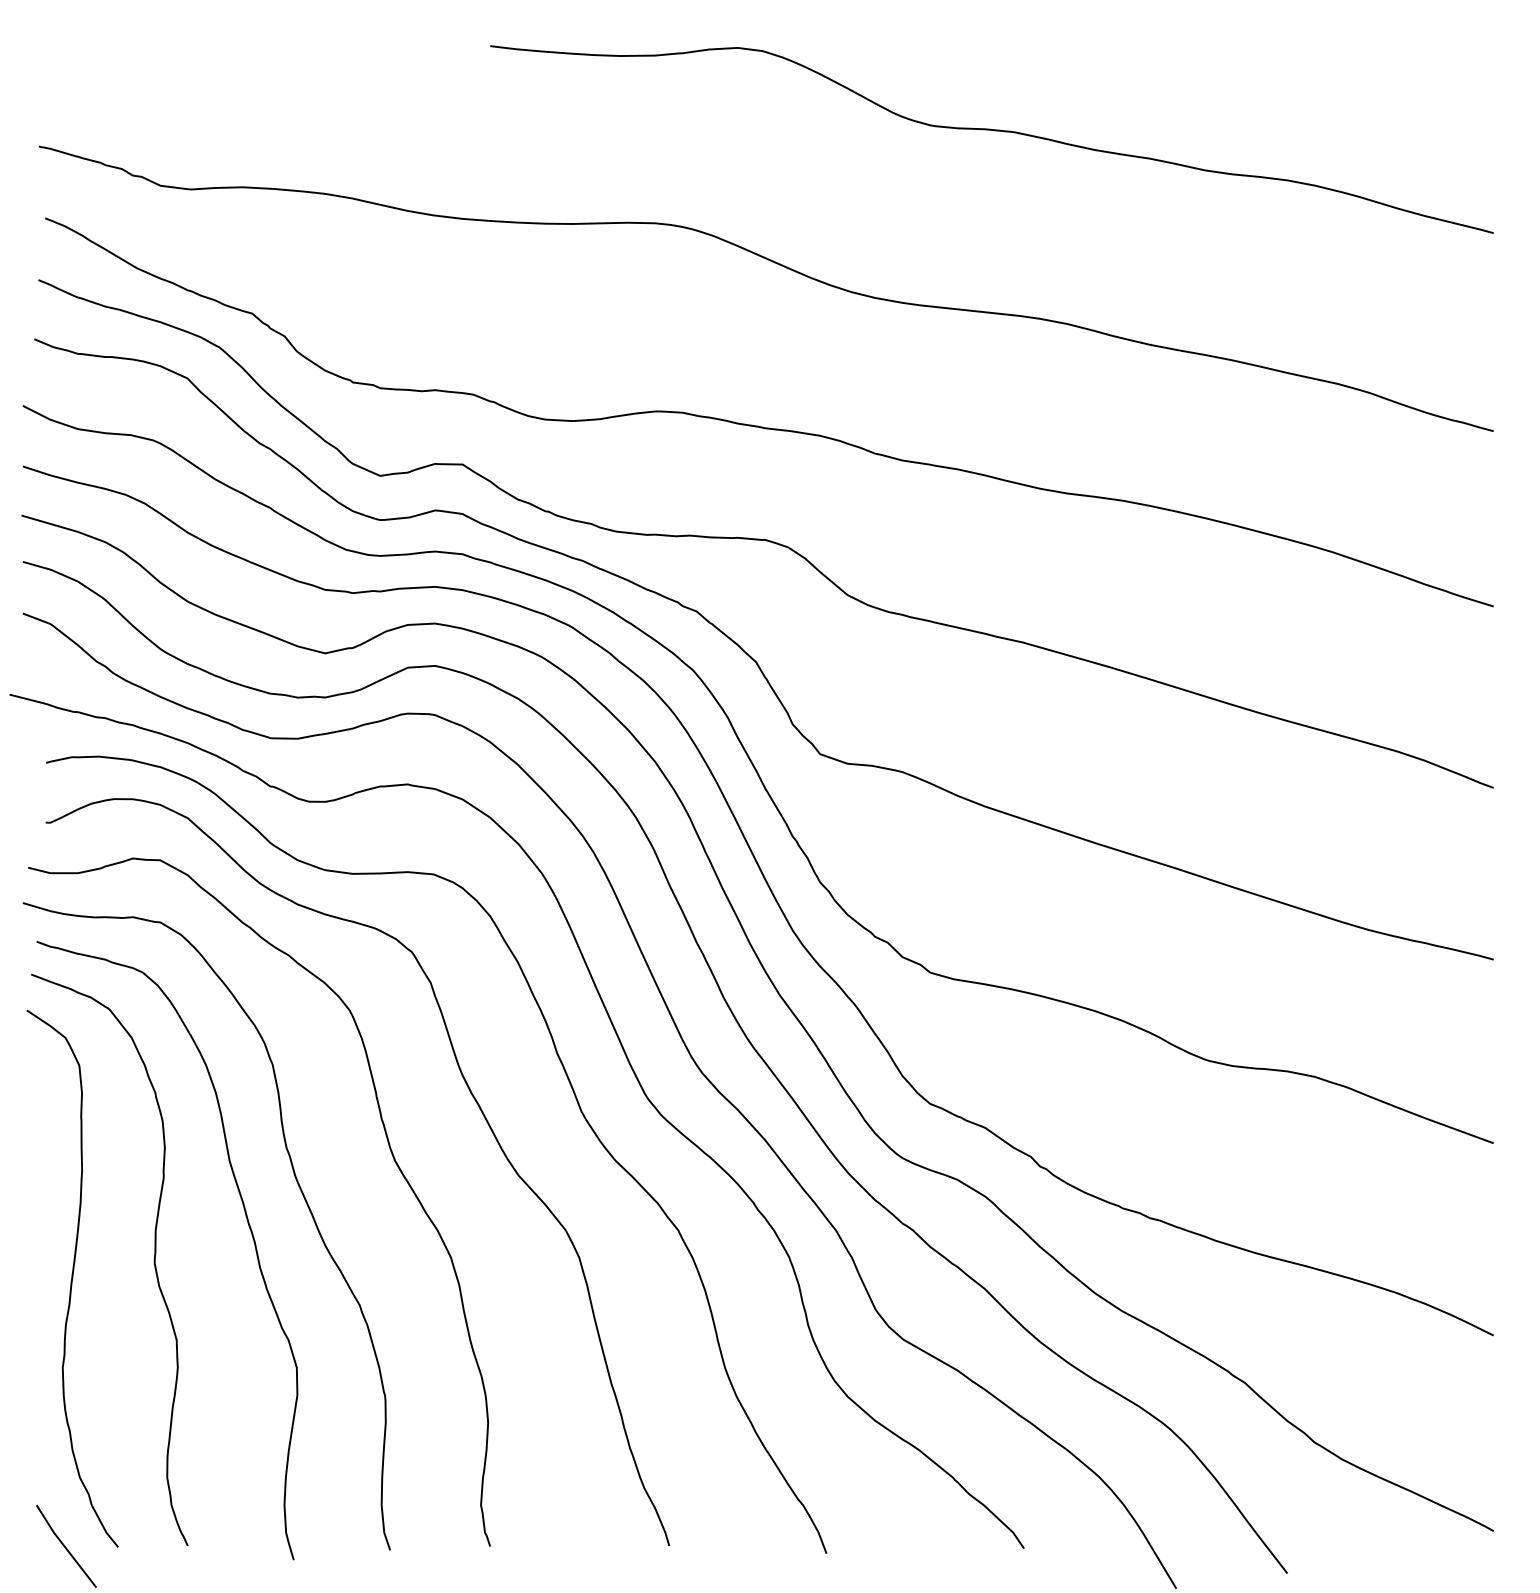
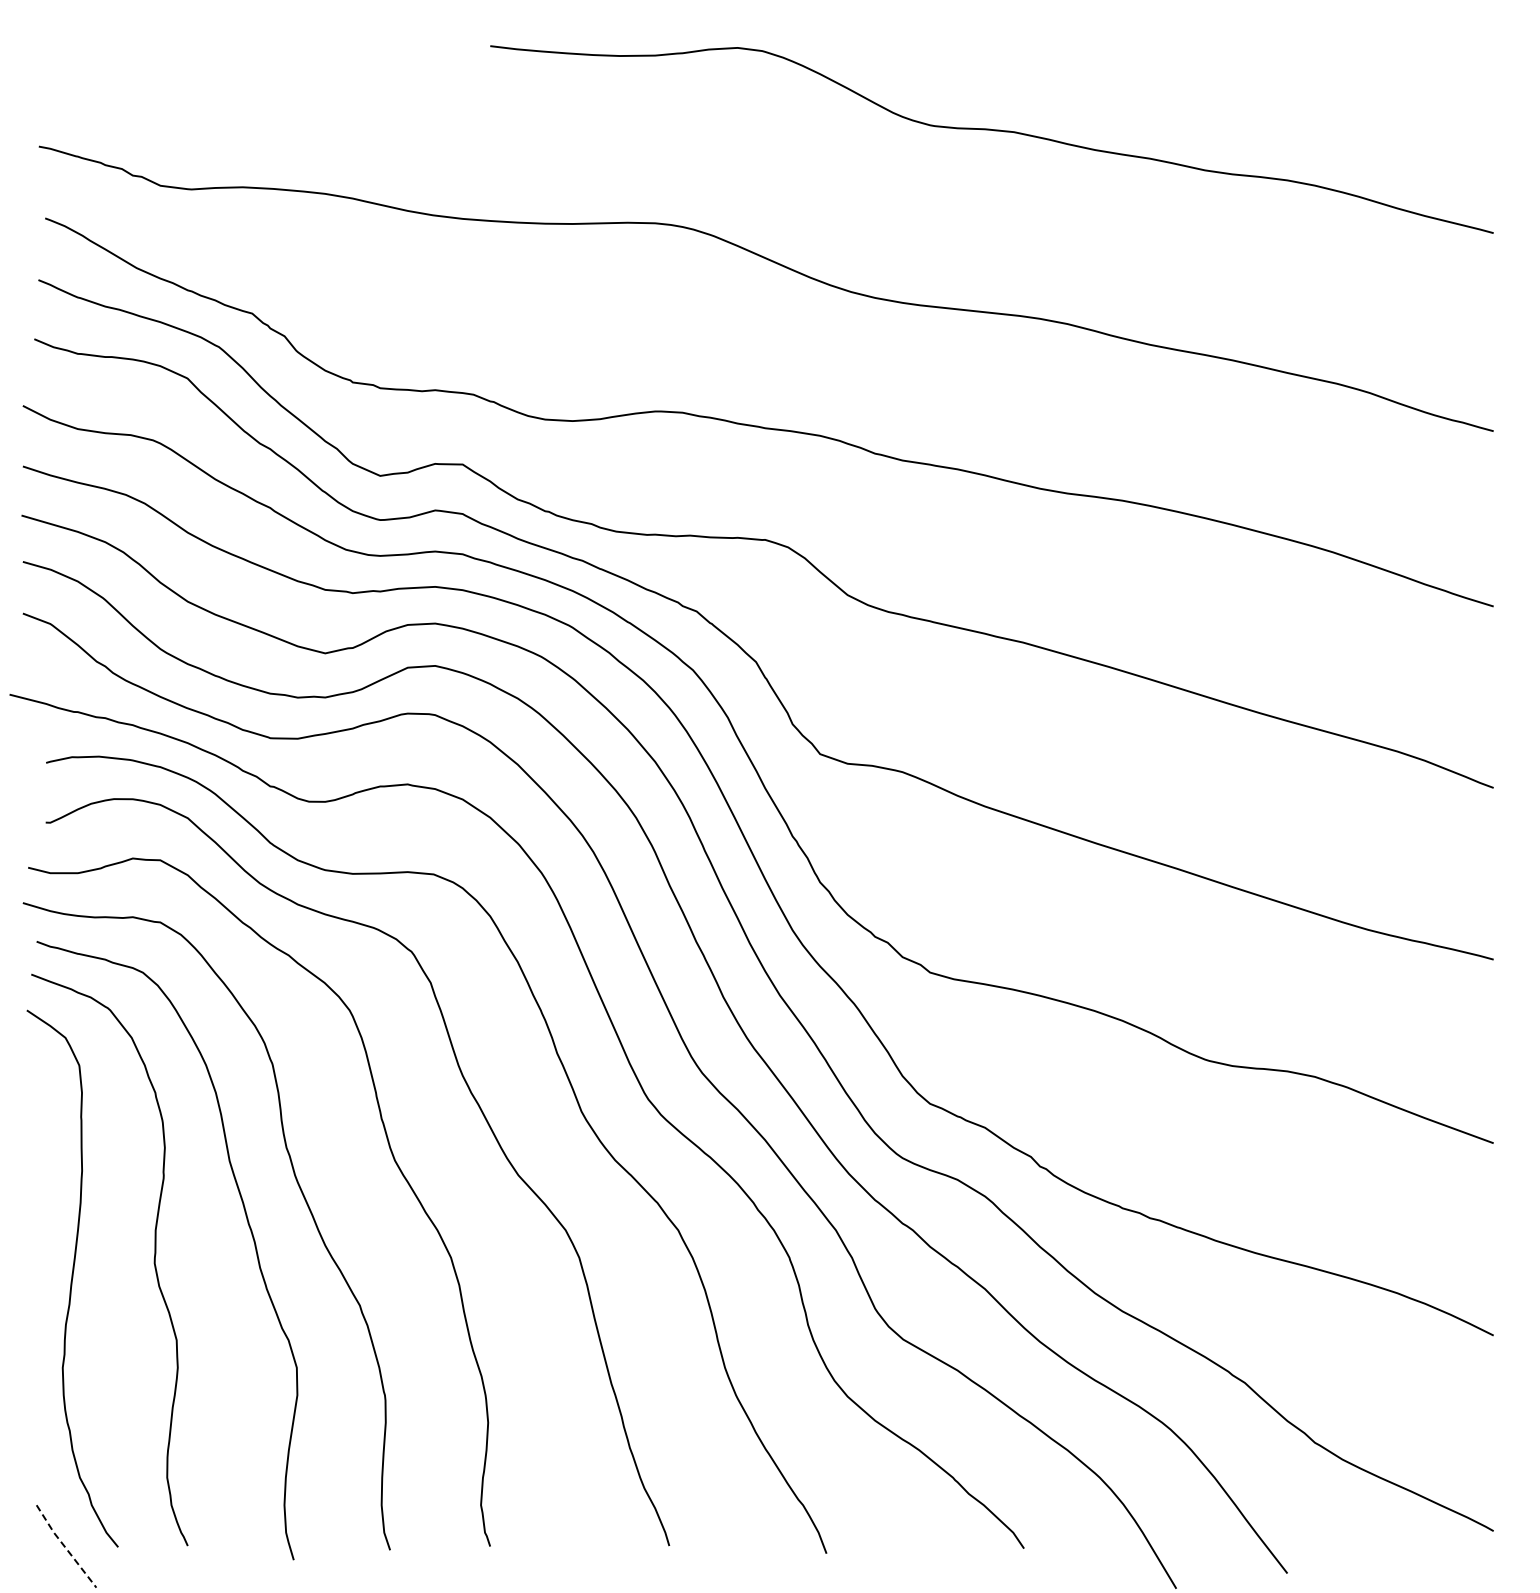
line: solid -> dashed (64, 1546)
